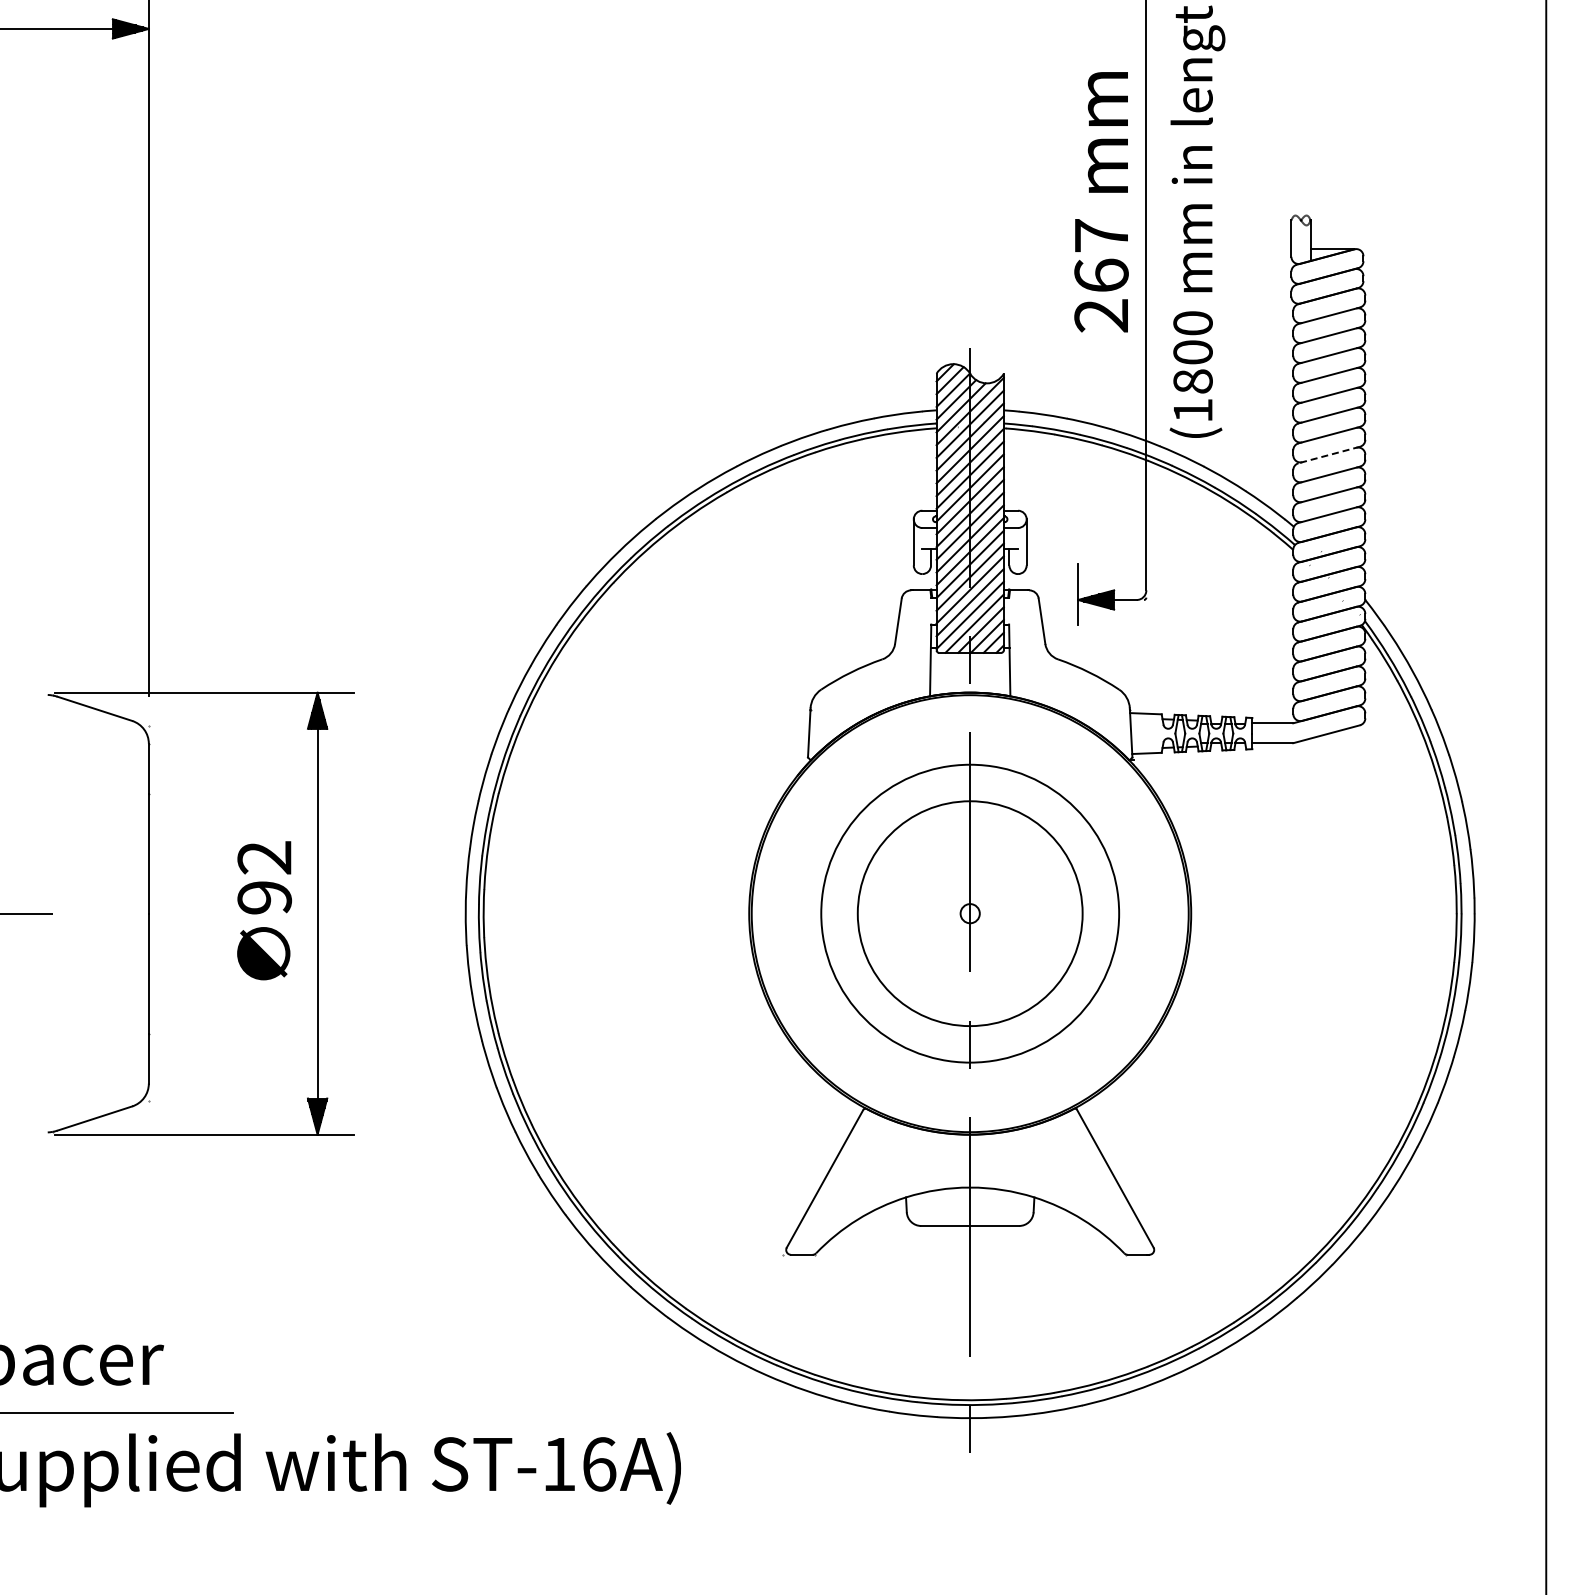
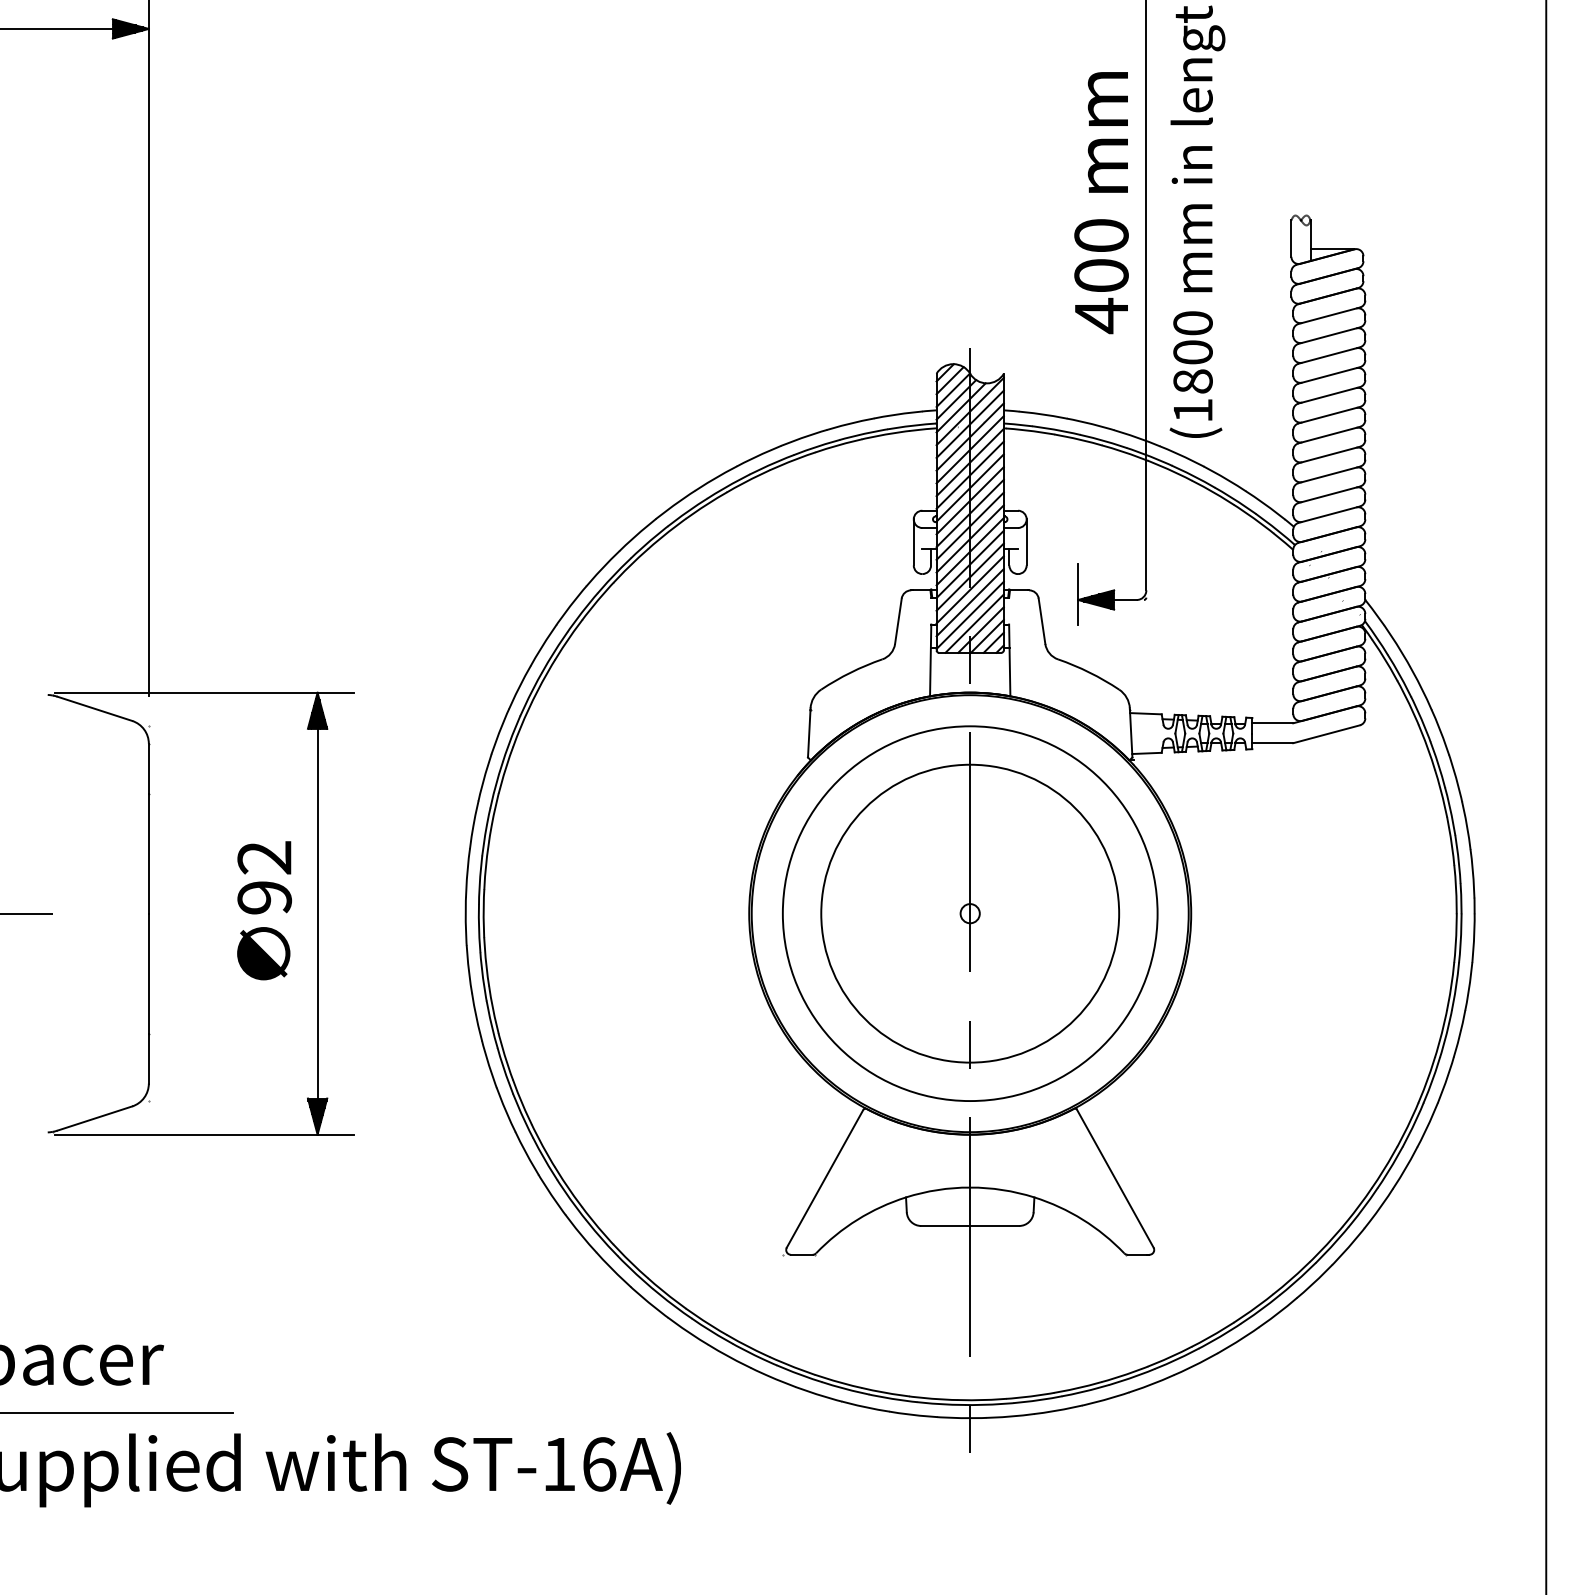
text: 267 -> 400 (1101, 276)
line: dashed -> solid (1329, 455)
circle diameter: 225 px -> 375 px (969, 913)
